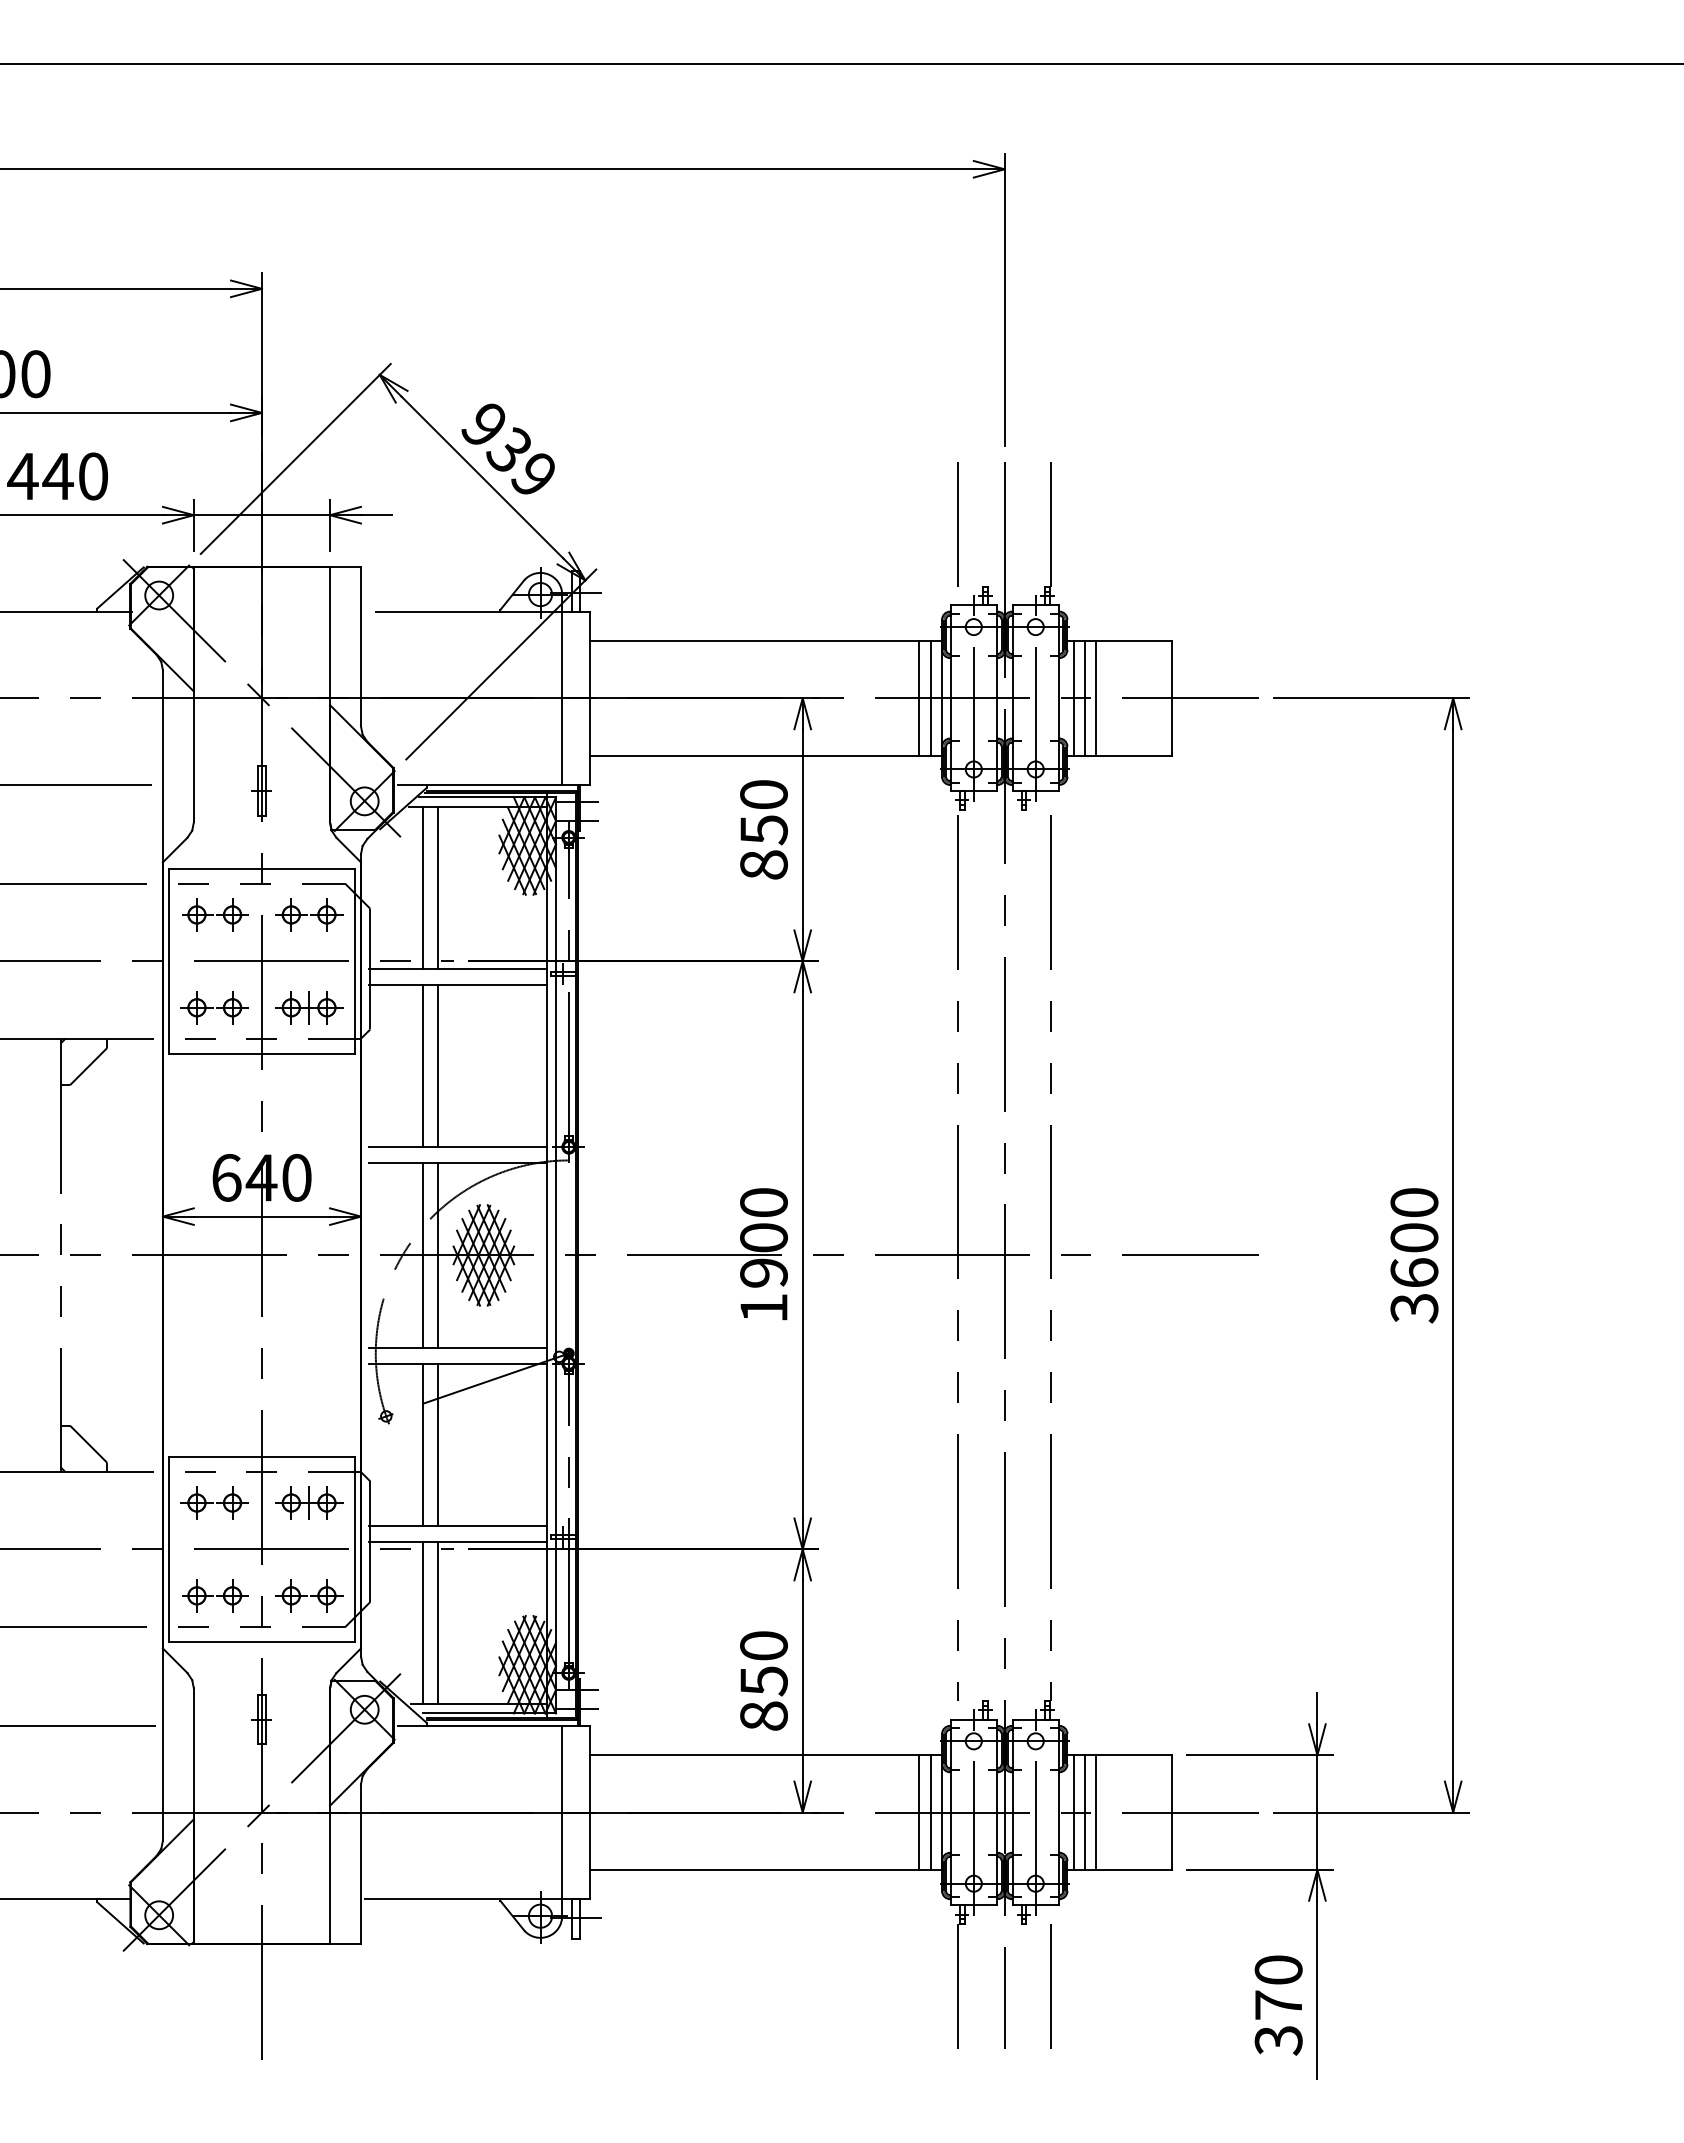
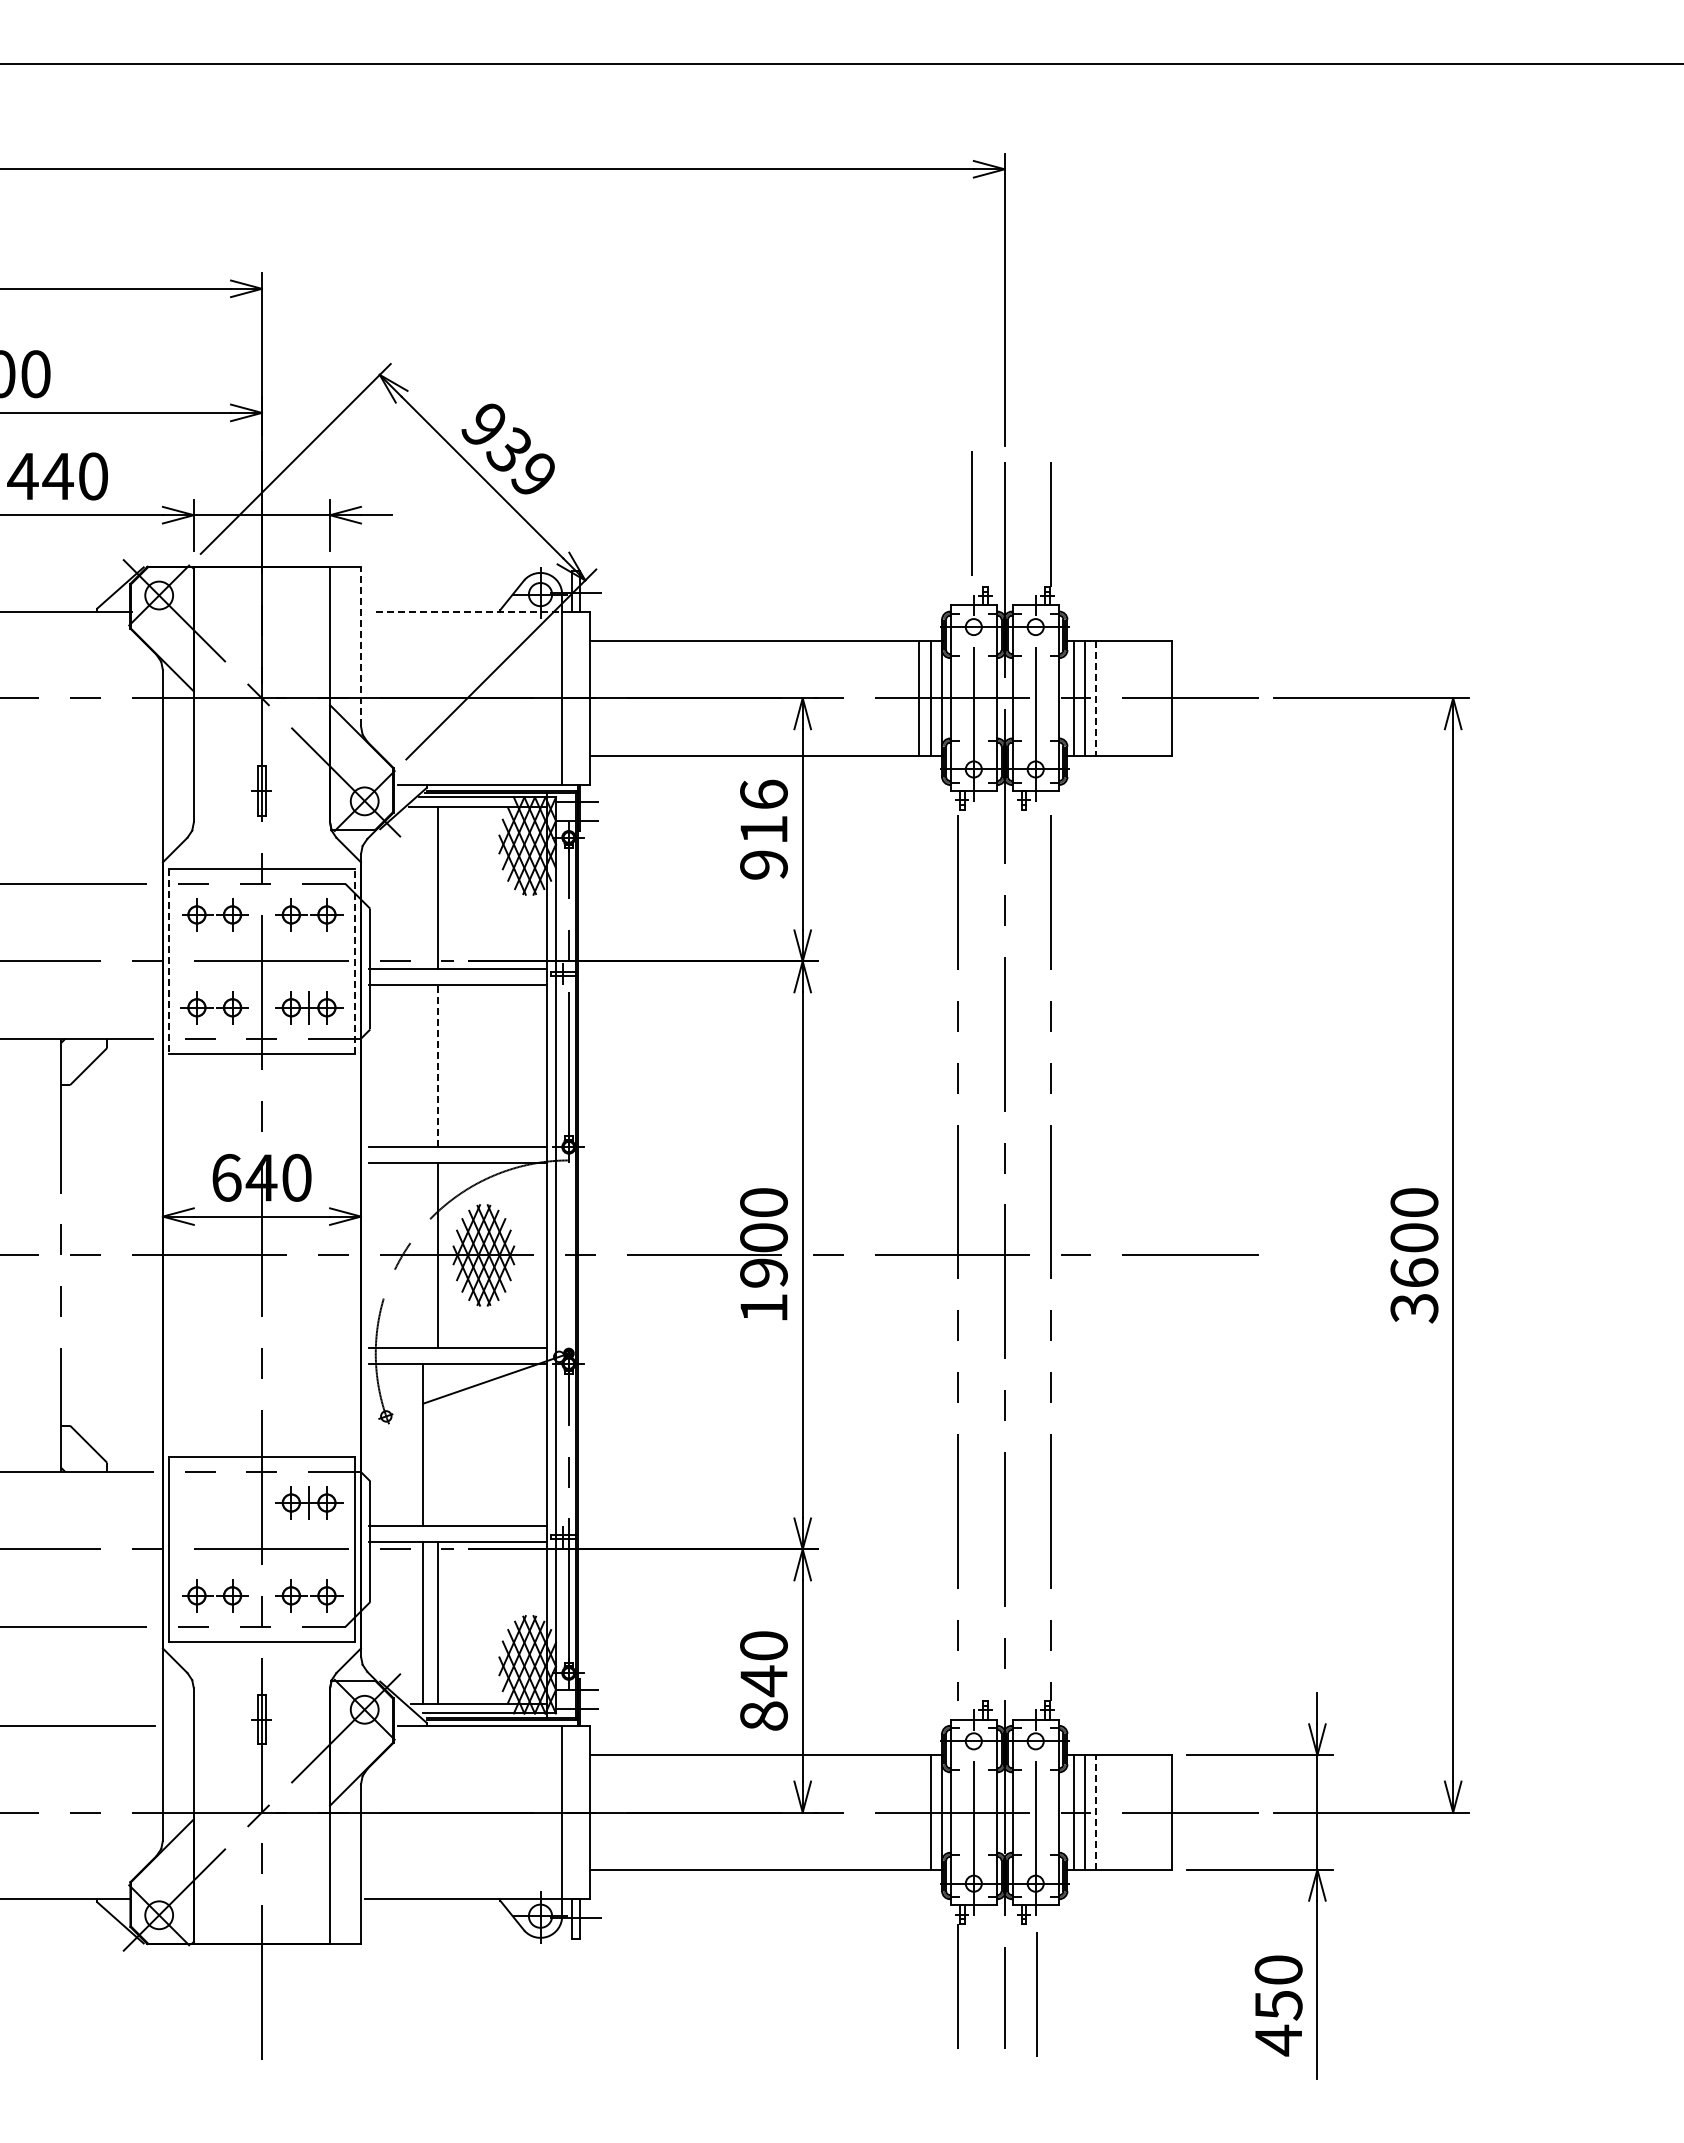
line position: (957, 524) -> (971, 513) (971, 513)
line: solid -> dashed (469, 611)
line: solid -> dashed (361, 646)
line: solid -> dashed (1096, 698)
line: present -> none (76, 784)
text: 850 -> 916 (763, 829)
line: present -> none (422, 887)
line: solid -> dashed (169, 961)
line: solid -> dashed (354, 961)
line: present -> none (422, 1065)
line: solid -> dashed (438, 1065)
line: present -> none (422, 1255)
line: present -> none (438, 1444)
part: present -> none (214, 1502)
text: 850 -> 840 (763, 1681)
line: present -> none (918, 1812)
line: solid -> dashed (1096, 1812)
line position: (1050, 1986) -> (1036, 1994) (1036, 1994)
text: 370 -> 450 (1278, 2023)
